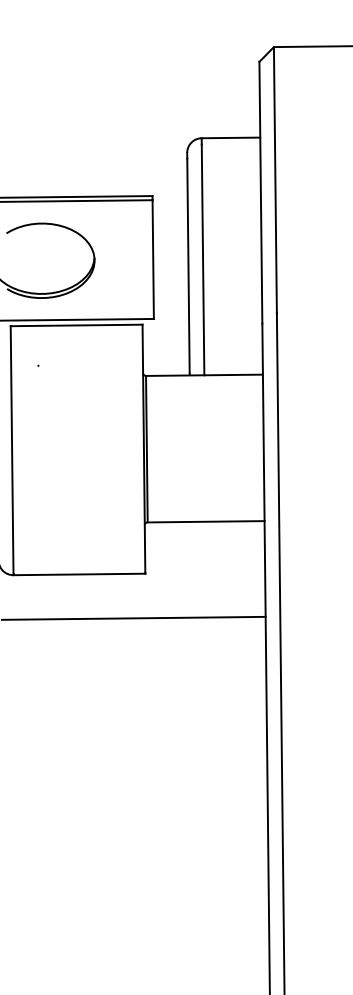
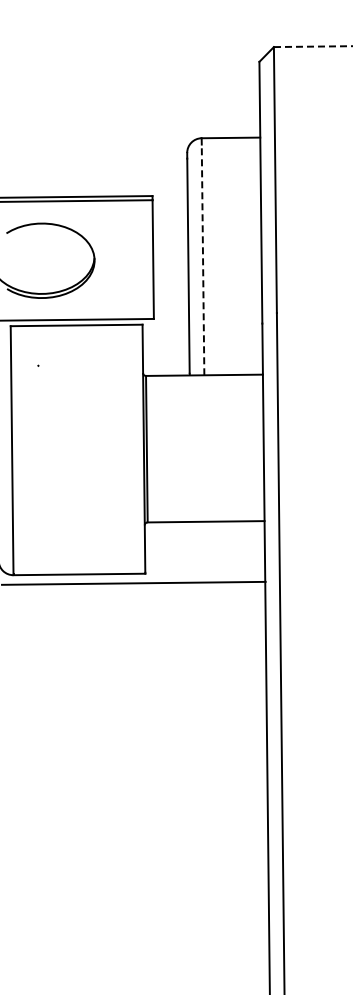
line: solid -> dashed (312, 46)
line: solid -> dashed (203, 259)
line position: (134, 617) -> (134, 582) (134, 582)
